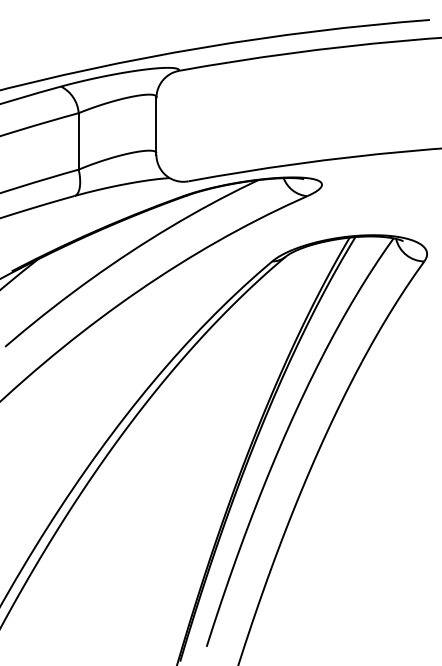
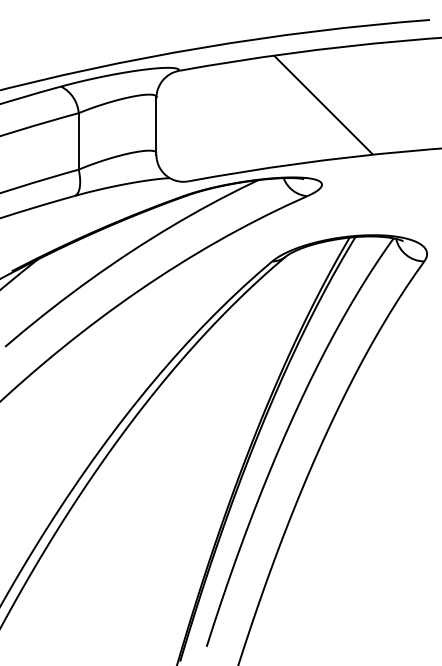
hatch: none -> present (323, 104)
